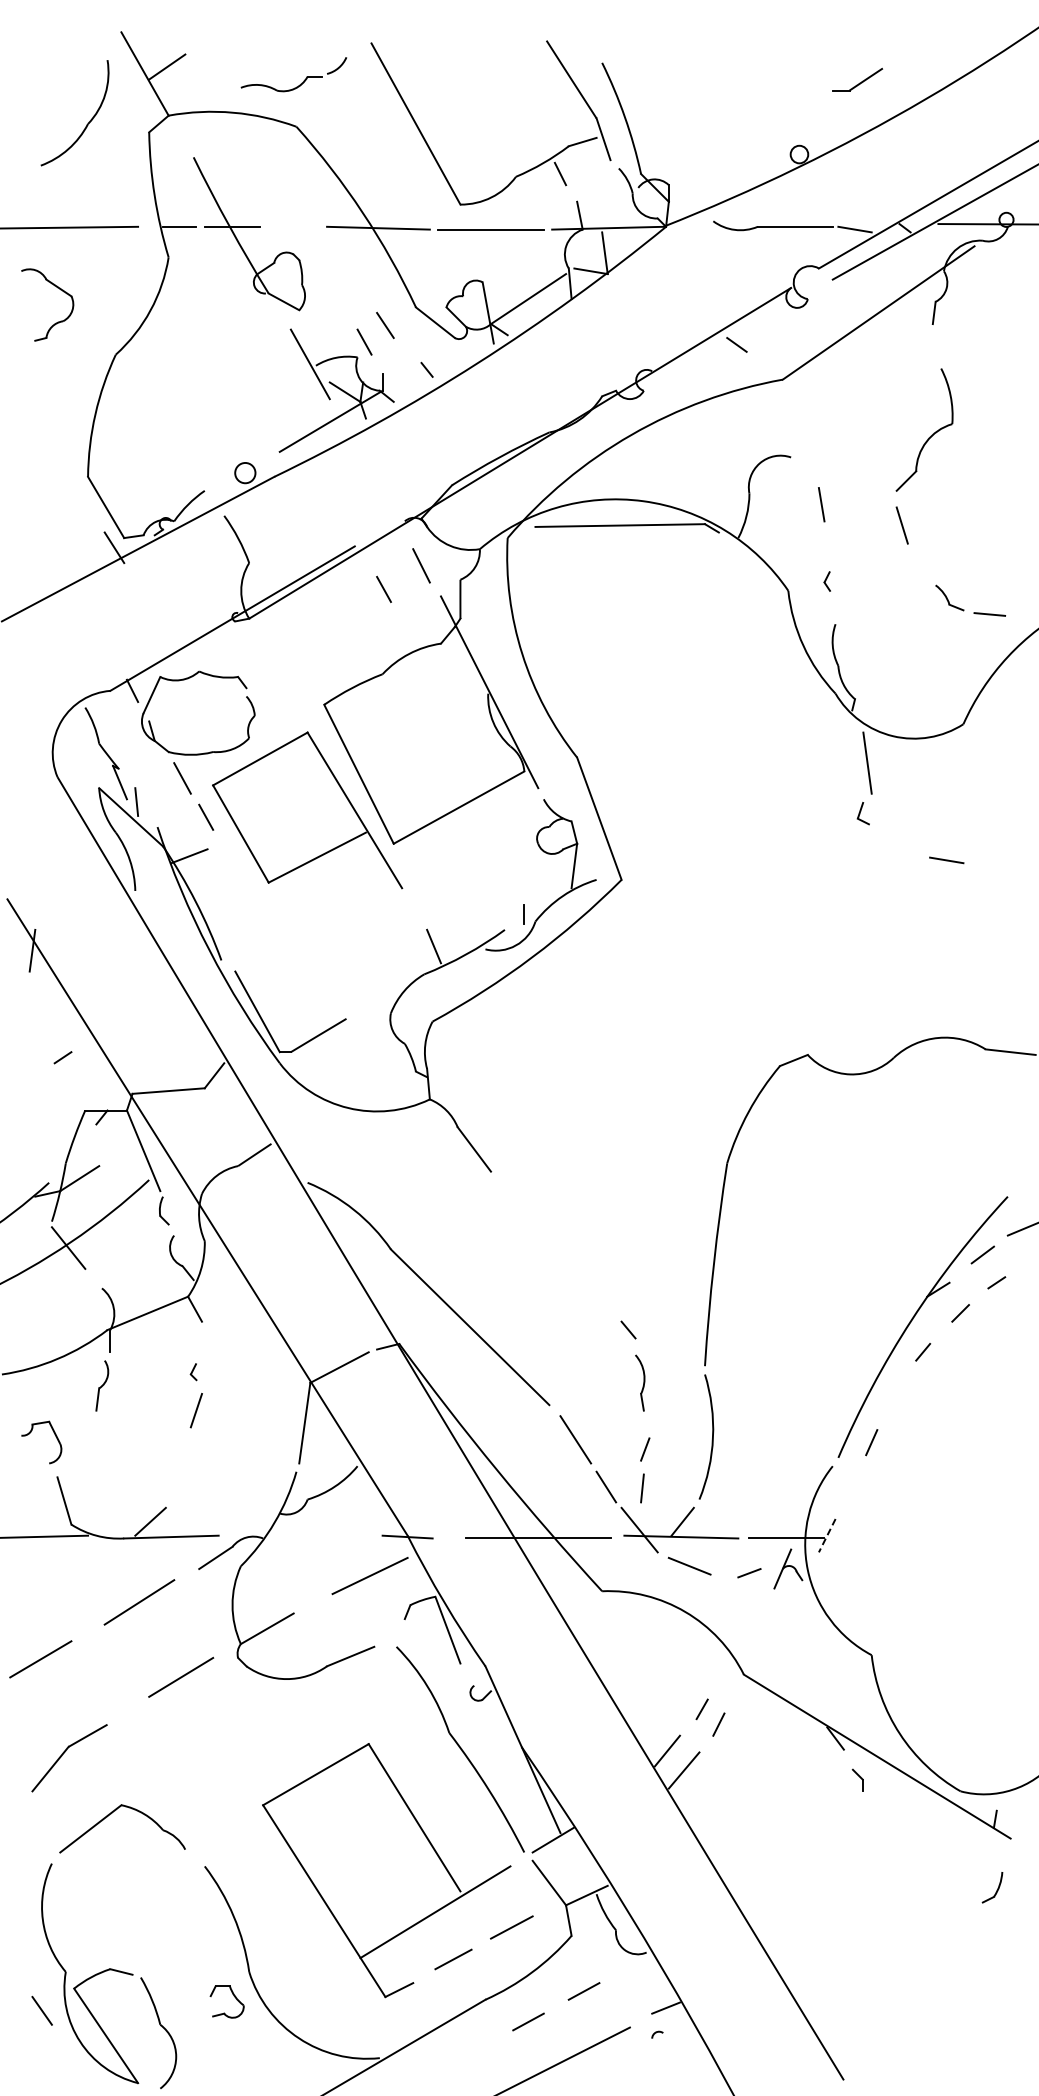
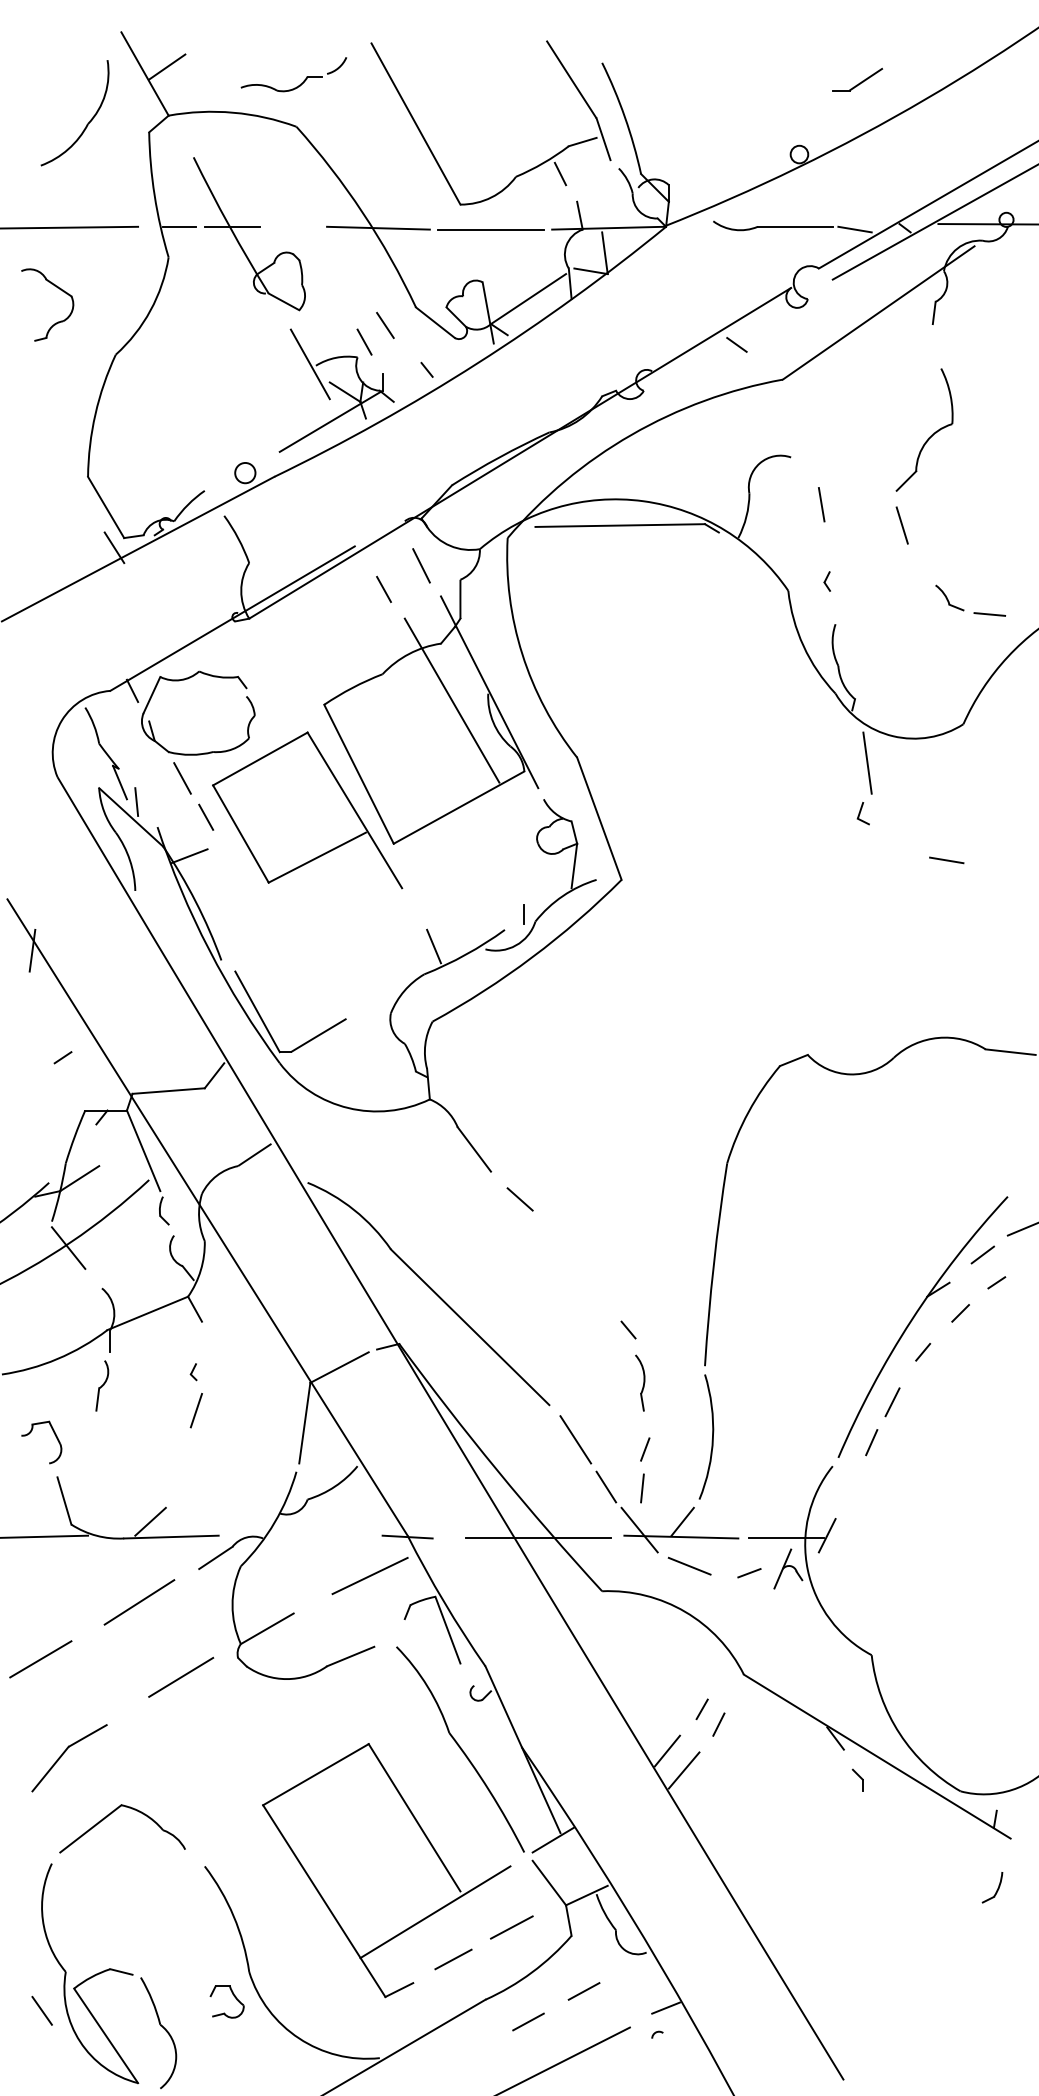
line: none -> present (451, 700)
line: none -> present (519, 1199)
line: none -> present (892, 1402)
line: dashed -> solid (827, 1535)
